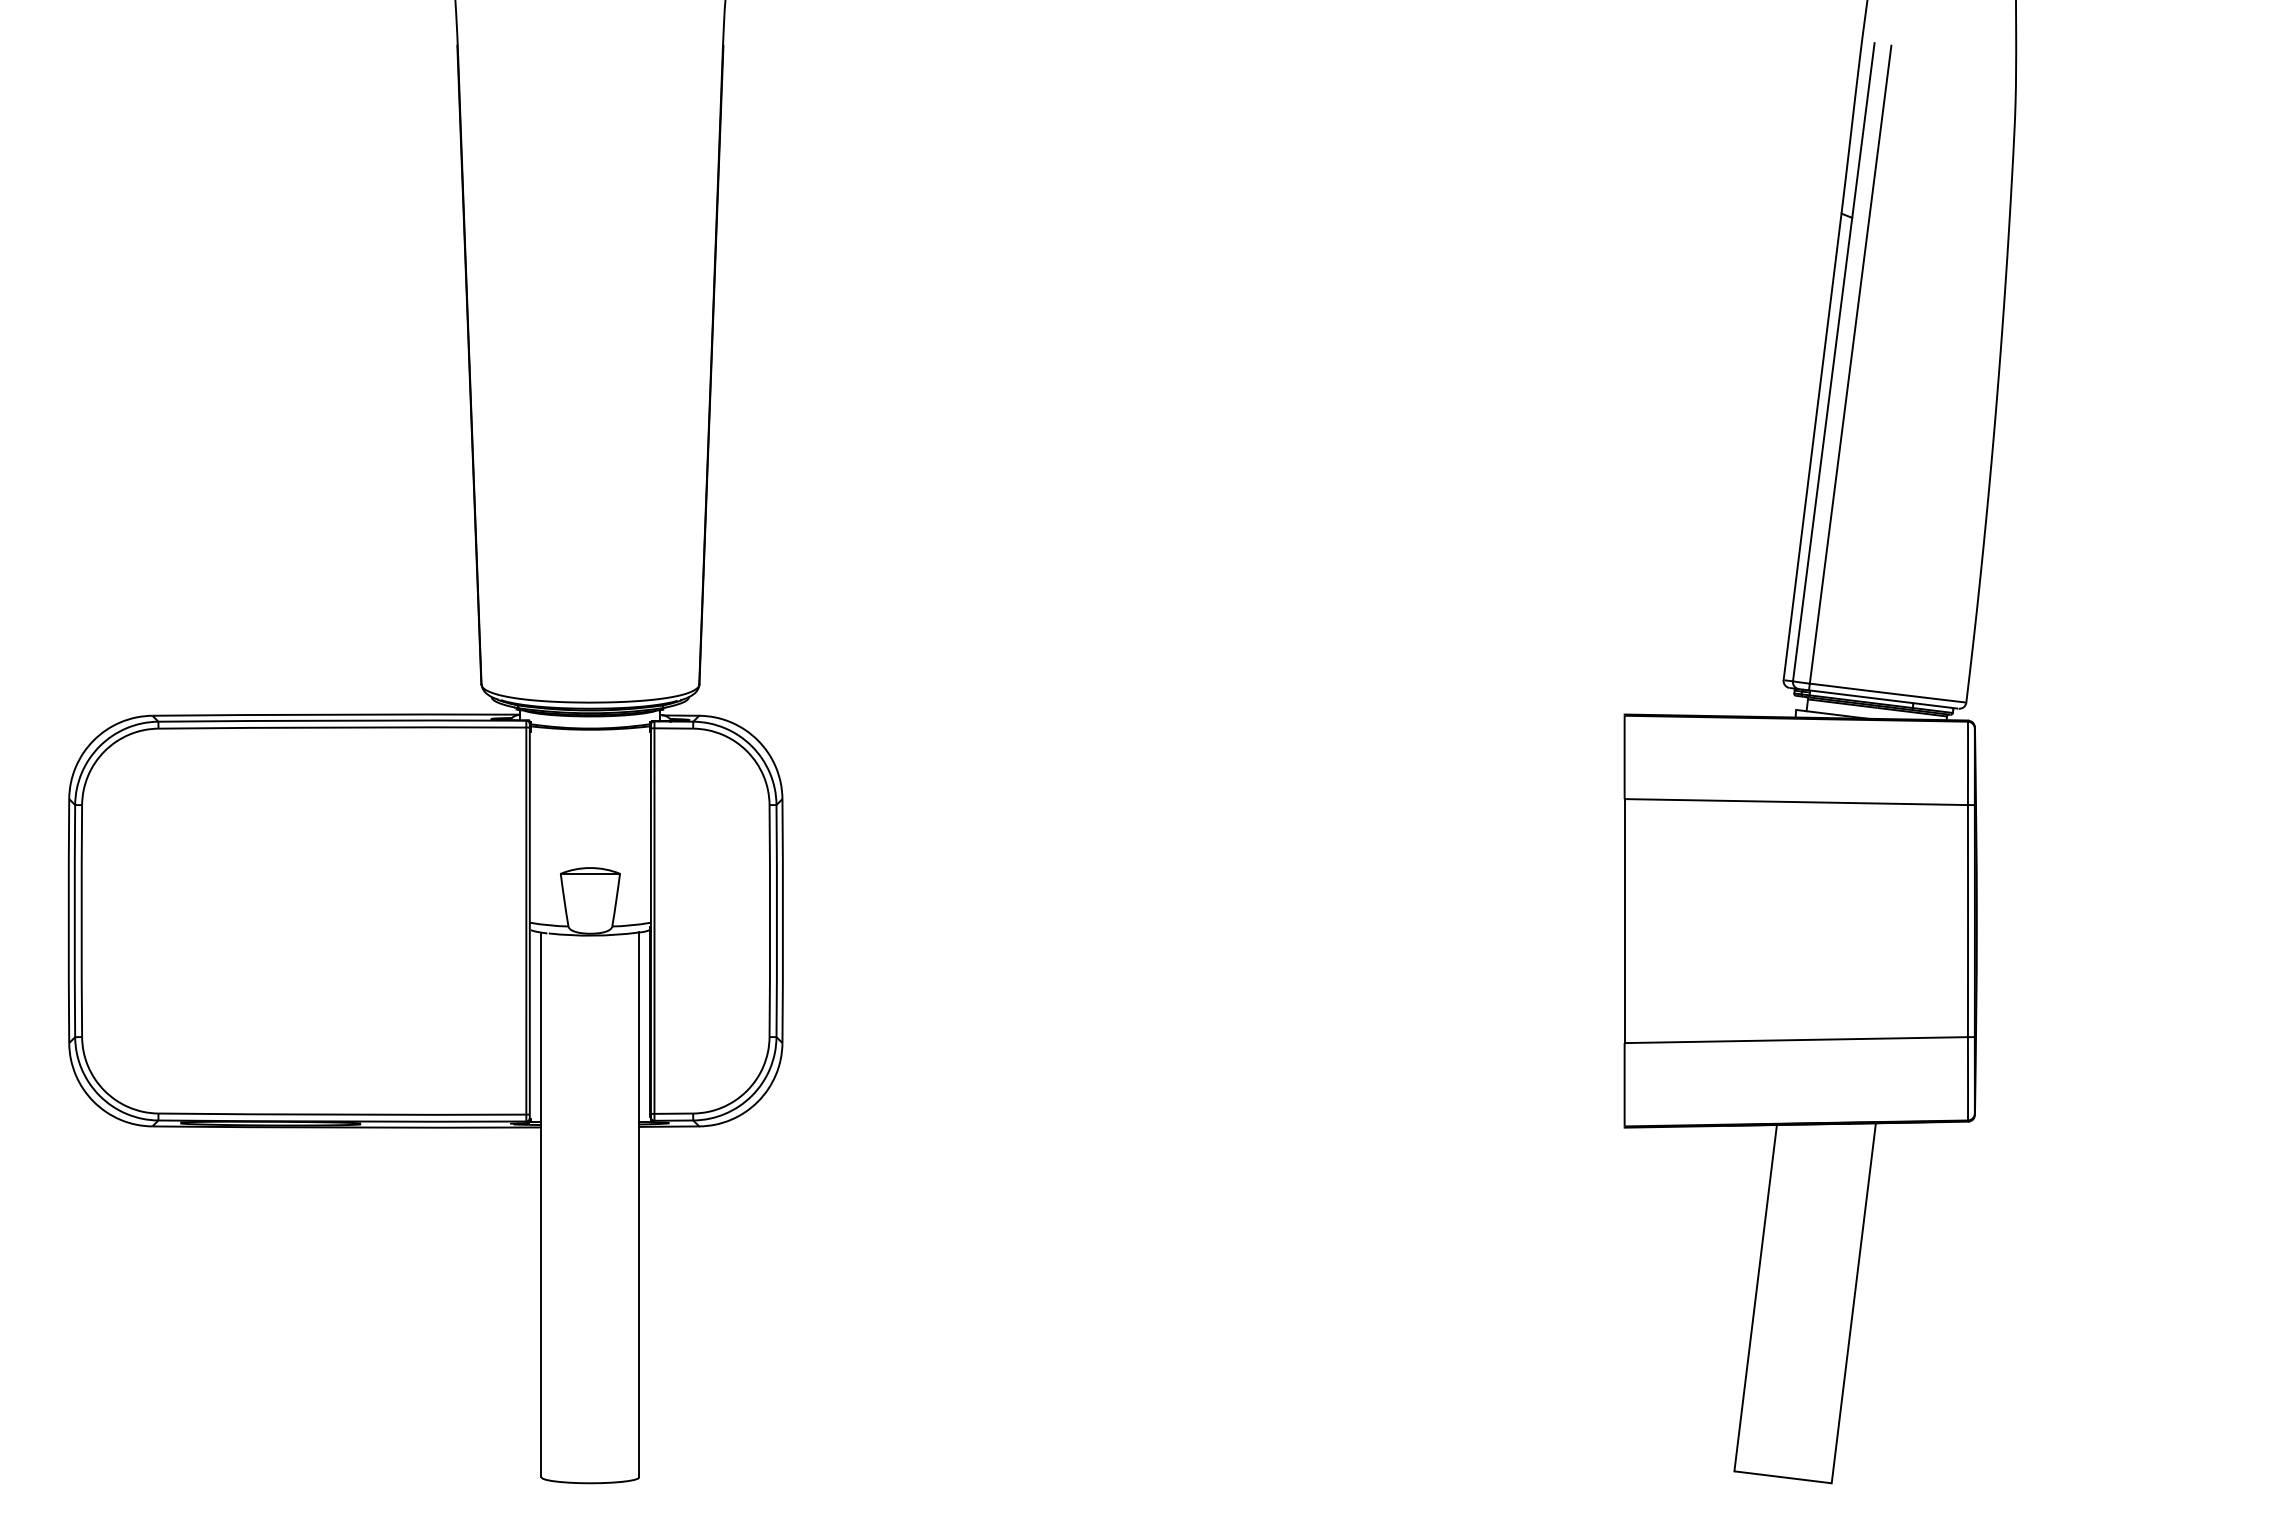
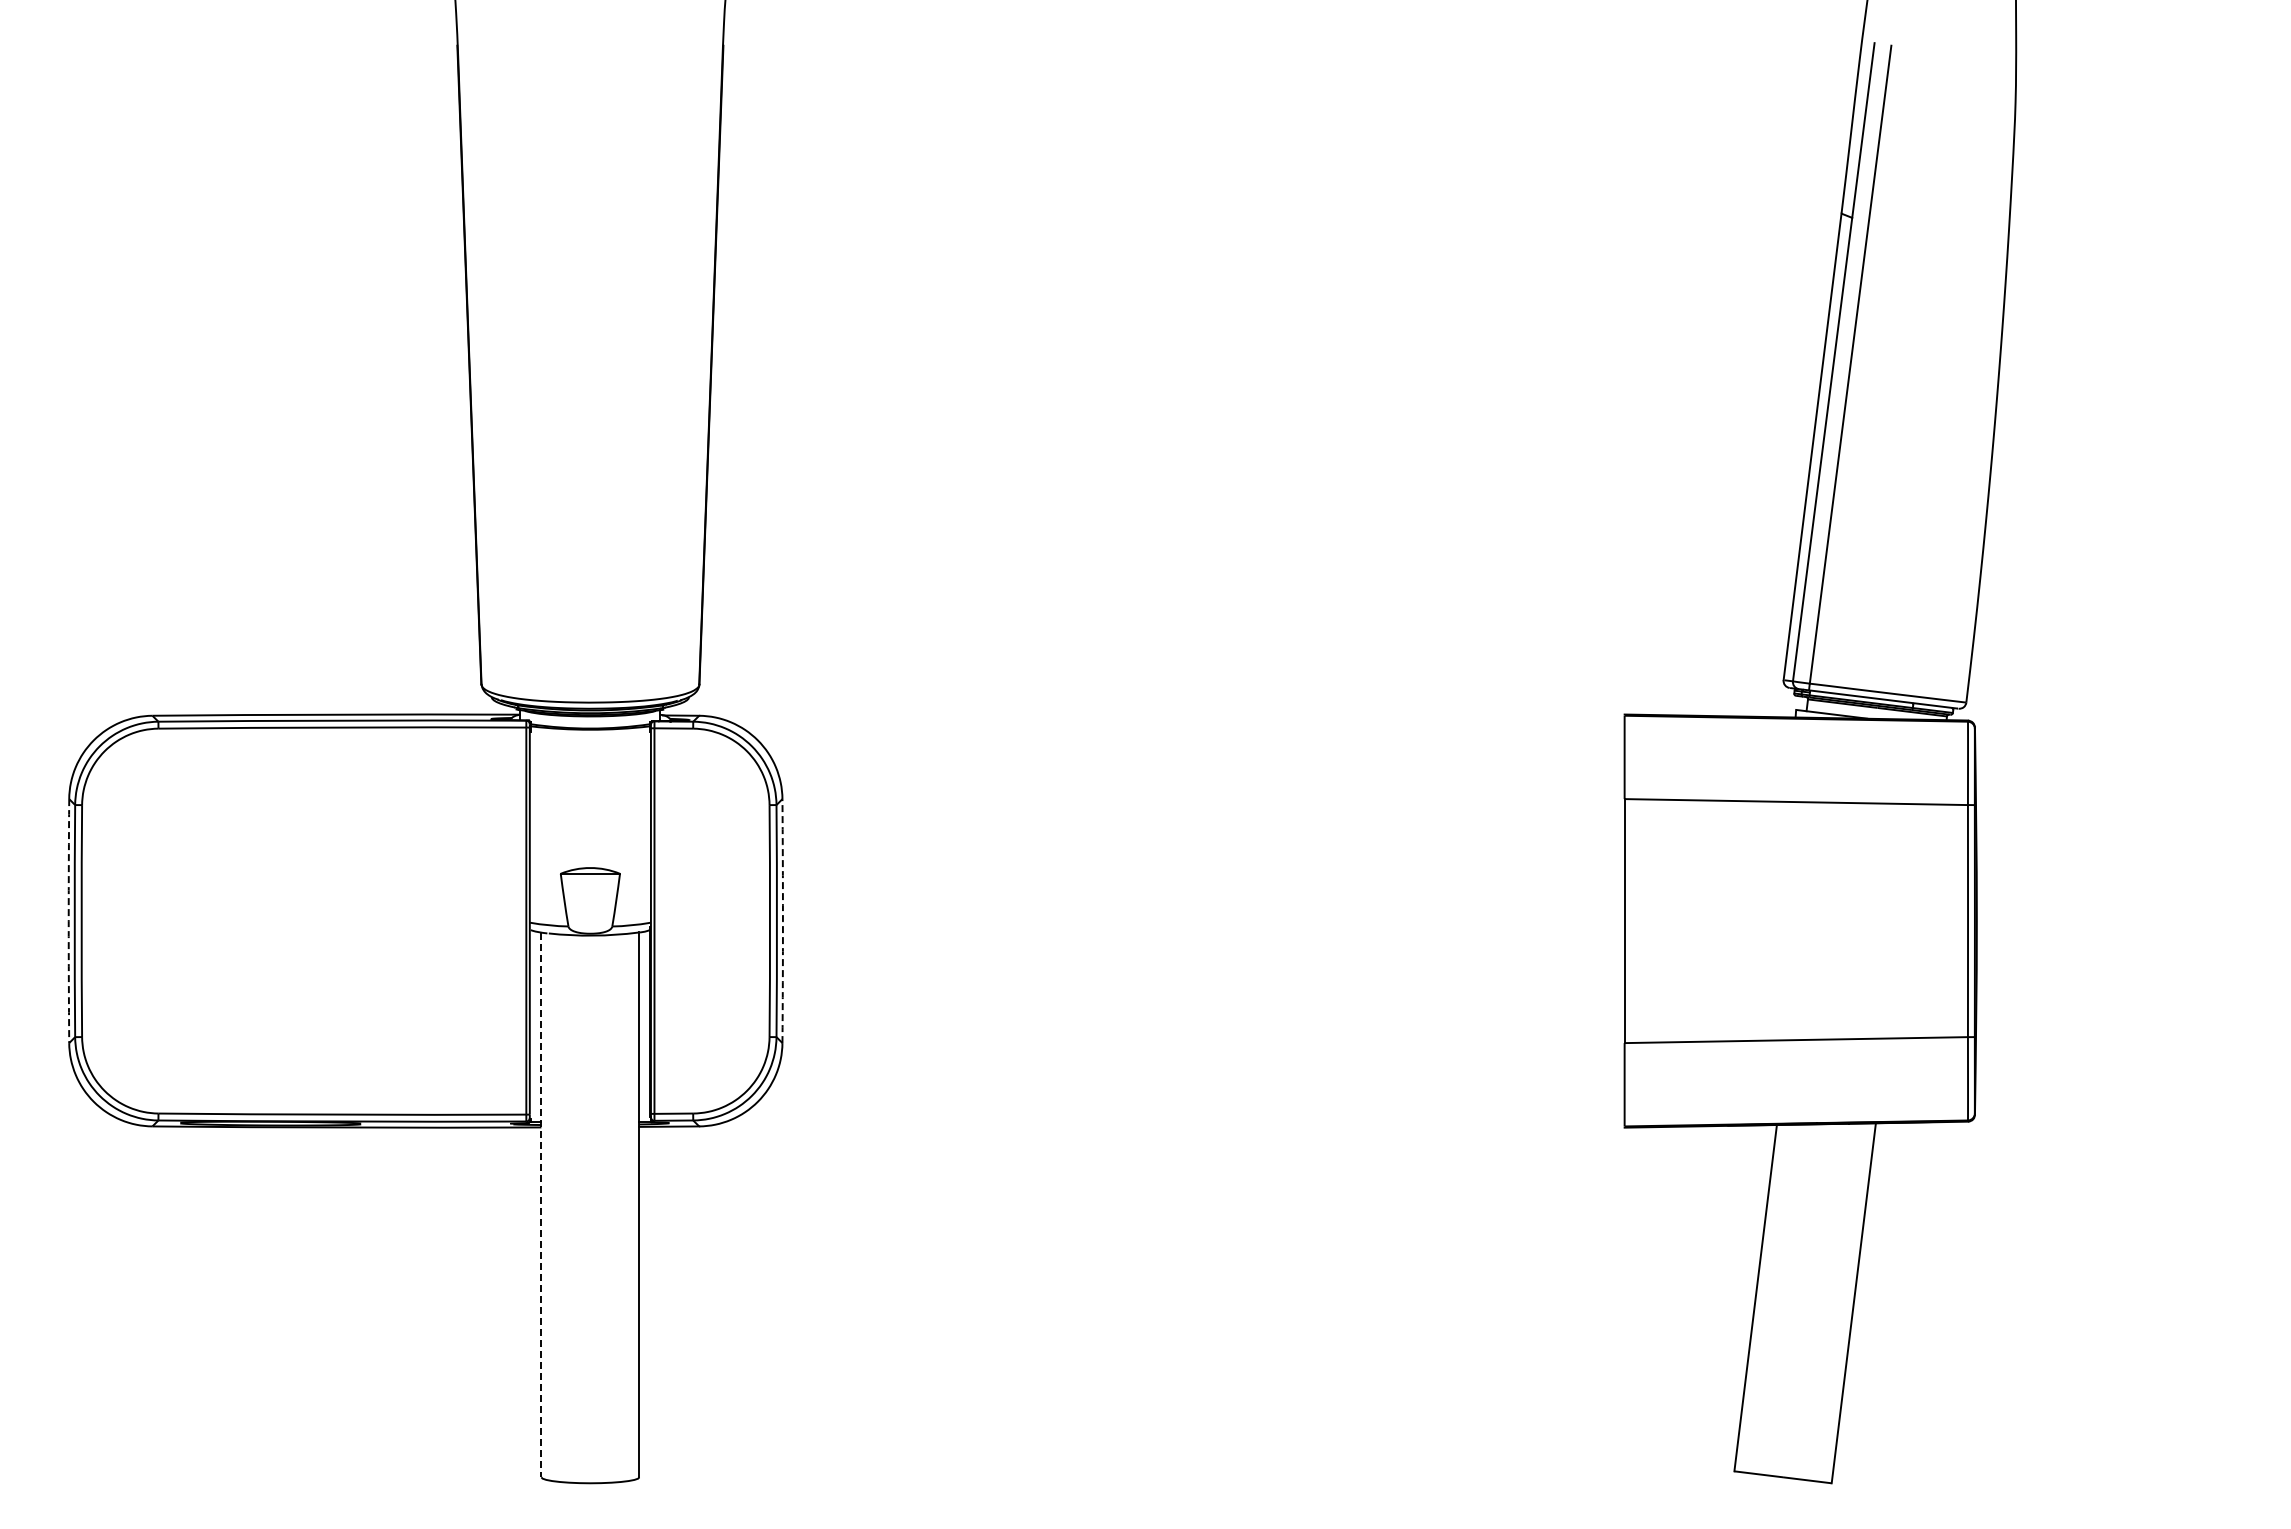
arc: solid -> dashed (68, 921)
arc: solid -> dashed (782, 921)
line: solid -> dashed (541, 1205)
